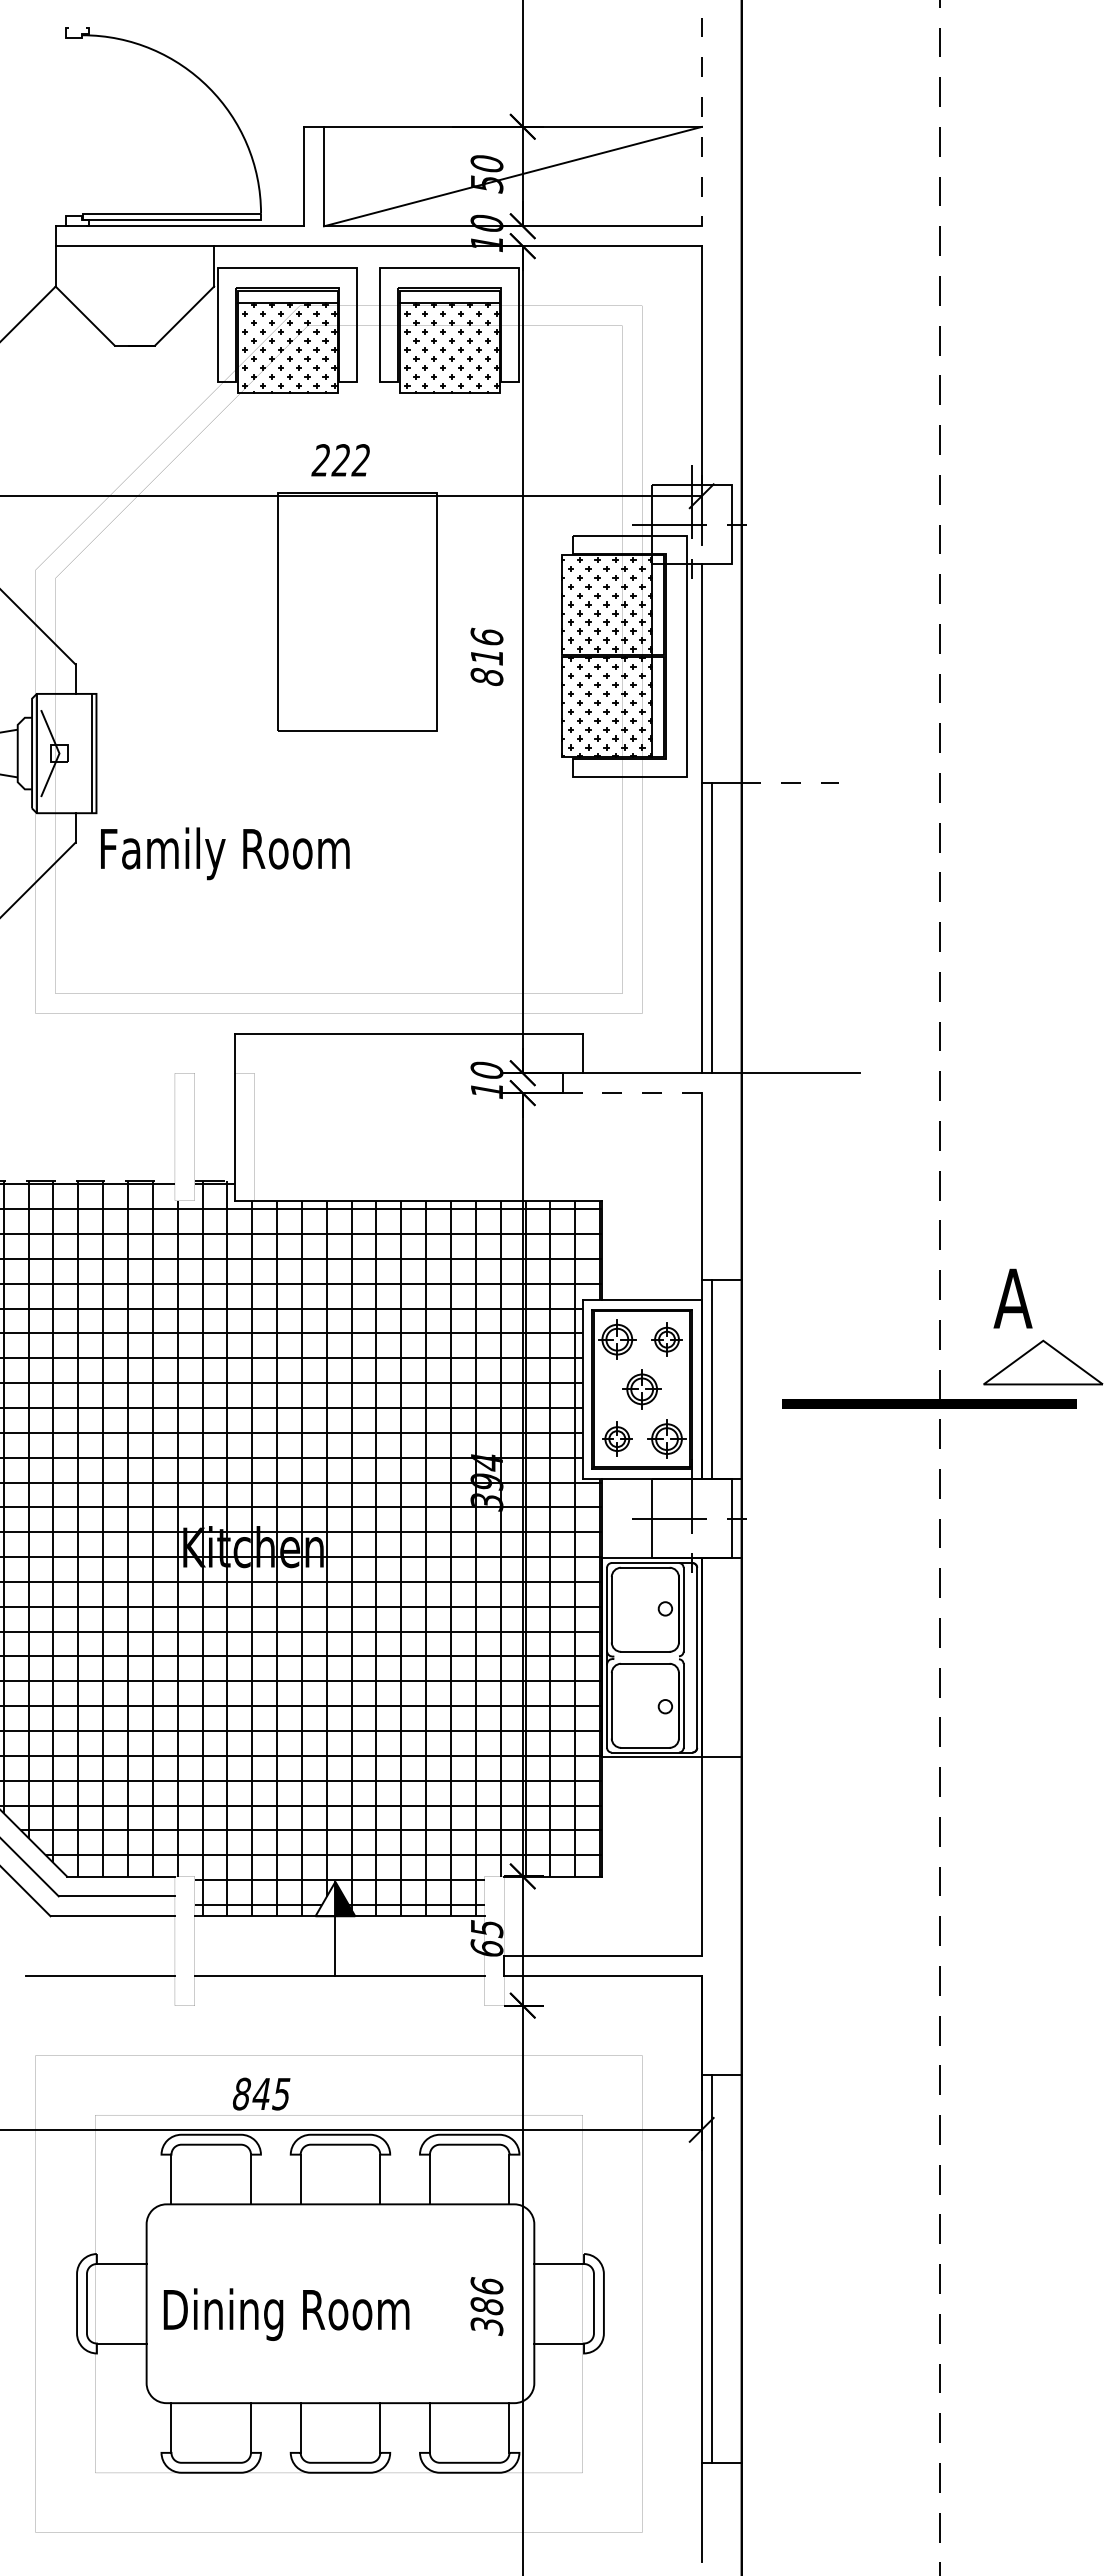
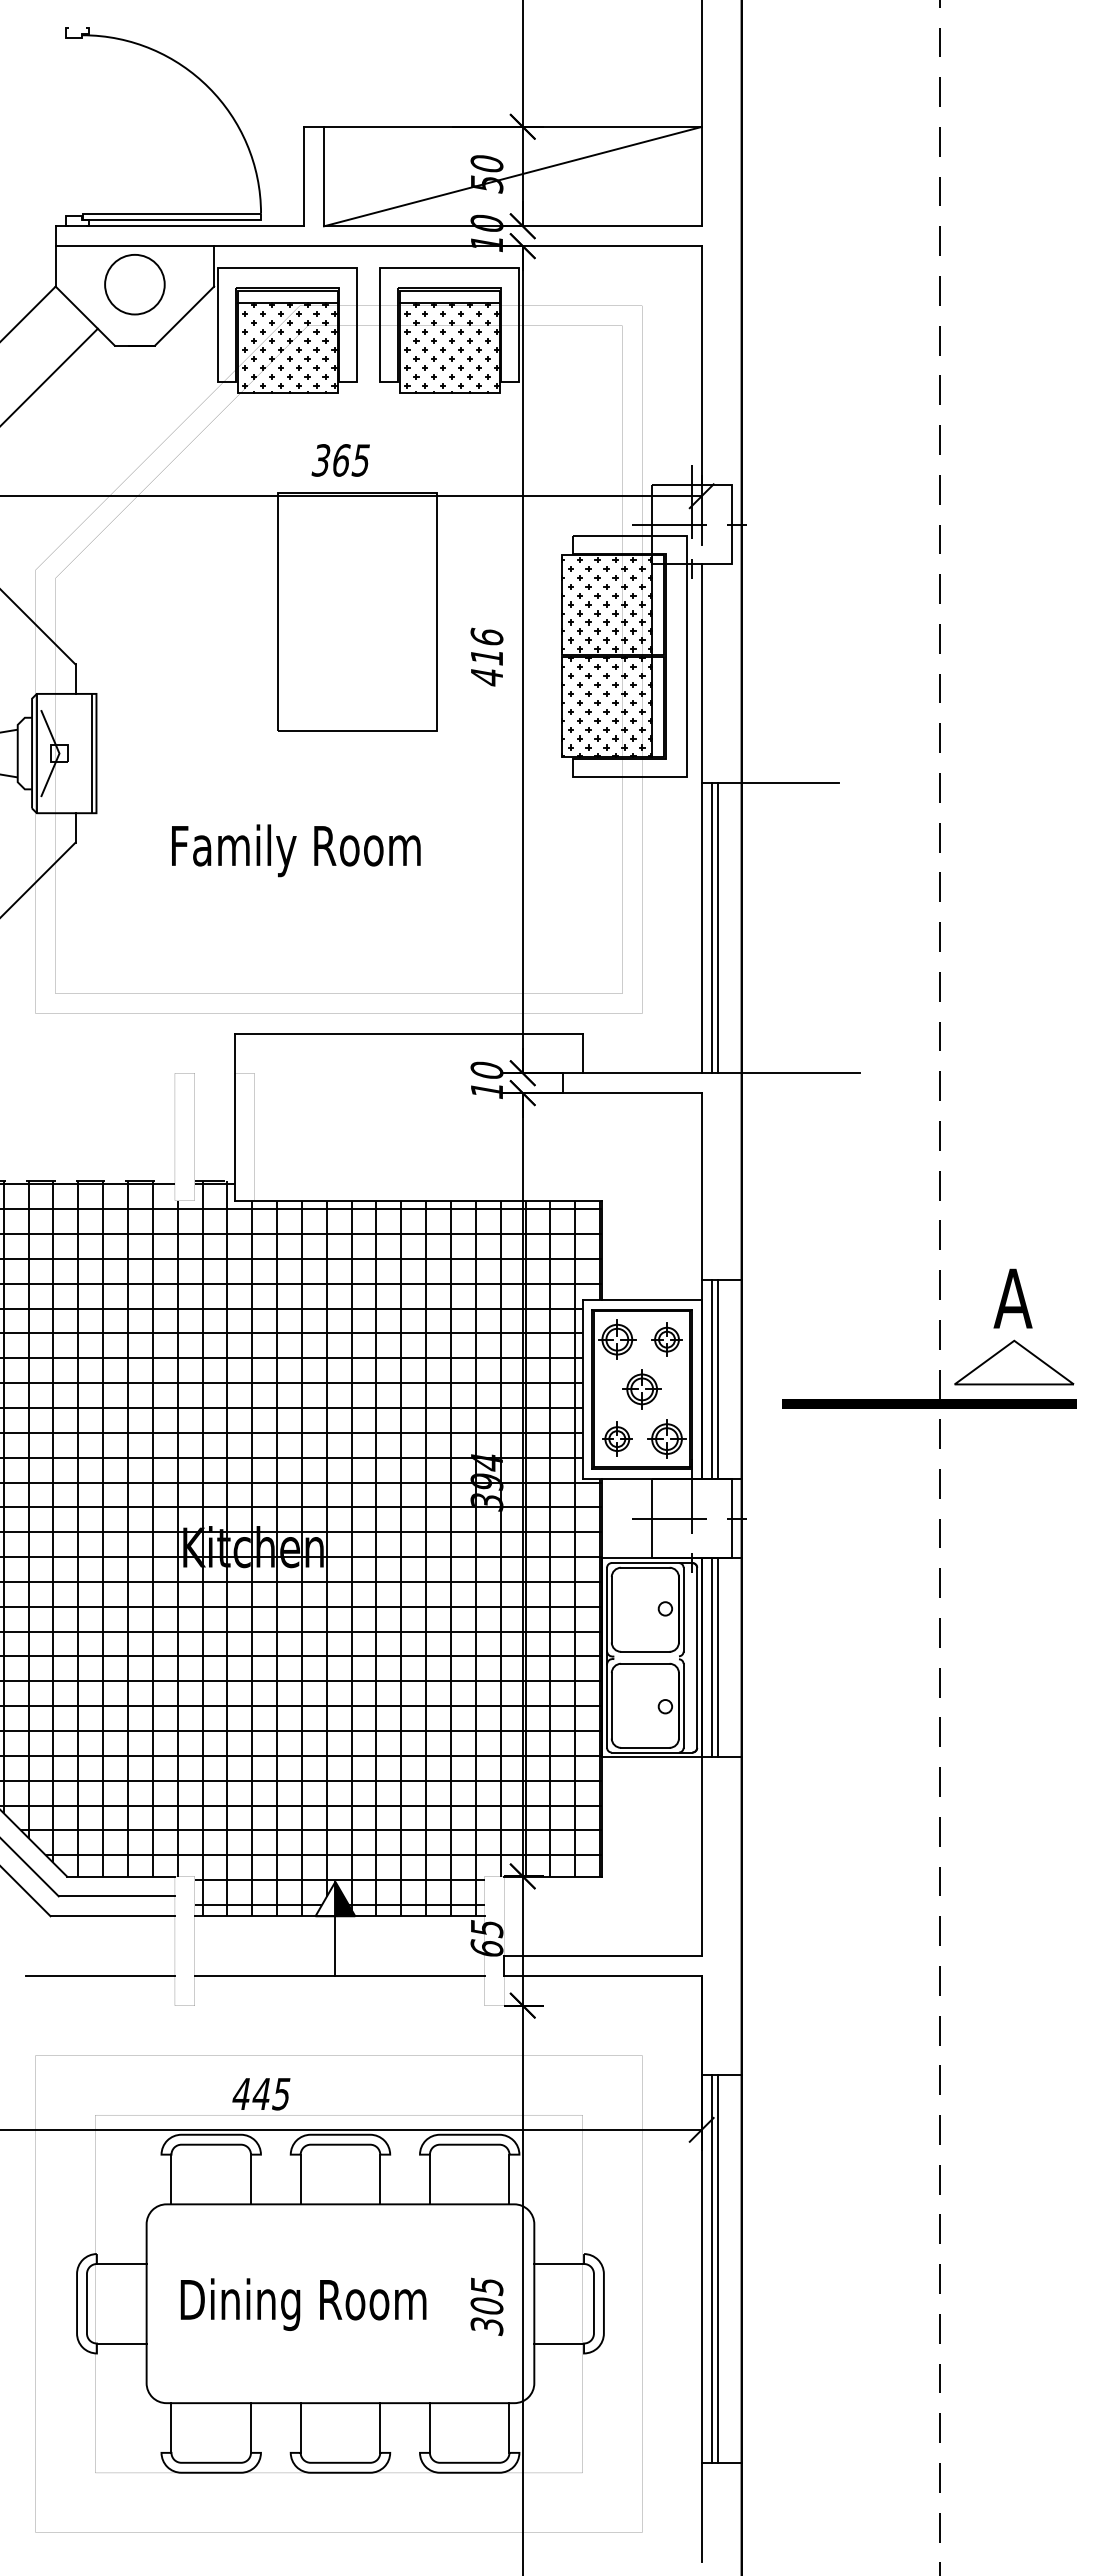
line: dashed -> solid (701, 113)
circle: none -> present (134, 284)
line: none -> present (49, 376)
text: 222 -> 365 (340, 460)
text: 816 -> 416 (486, 677)
line: dashed -> solid (790, 783)
text position: (225, 853) -> (296, 850) (296, 850)
line: none -> present (717, 928)
line: dashed -> solid (632, 1093)
part position: (1043, 1362) -> (1014, 1362) (1014, 1362)
line: none -> present (717, 1379)
line: none -> present (711, 1657)
line: none -> present (717, 1657)
text: 845 -> 445 (241, 2093)
line: none -> present (717, 2269)
text: 386 -> 305 (486, 2296)
text position: (286, 2314) -> (303, 2304) (303, 2304)
